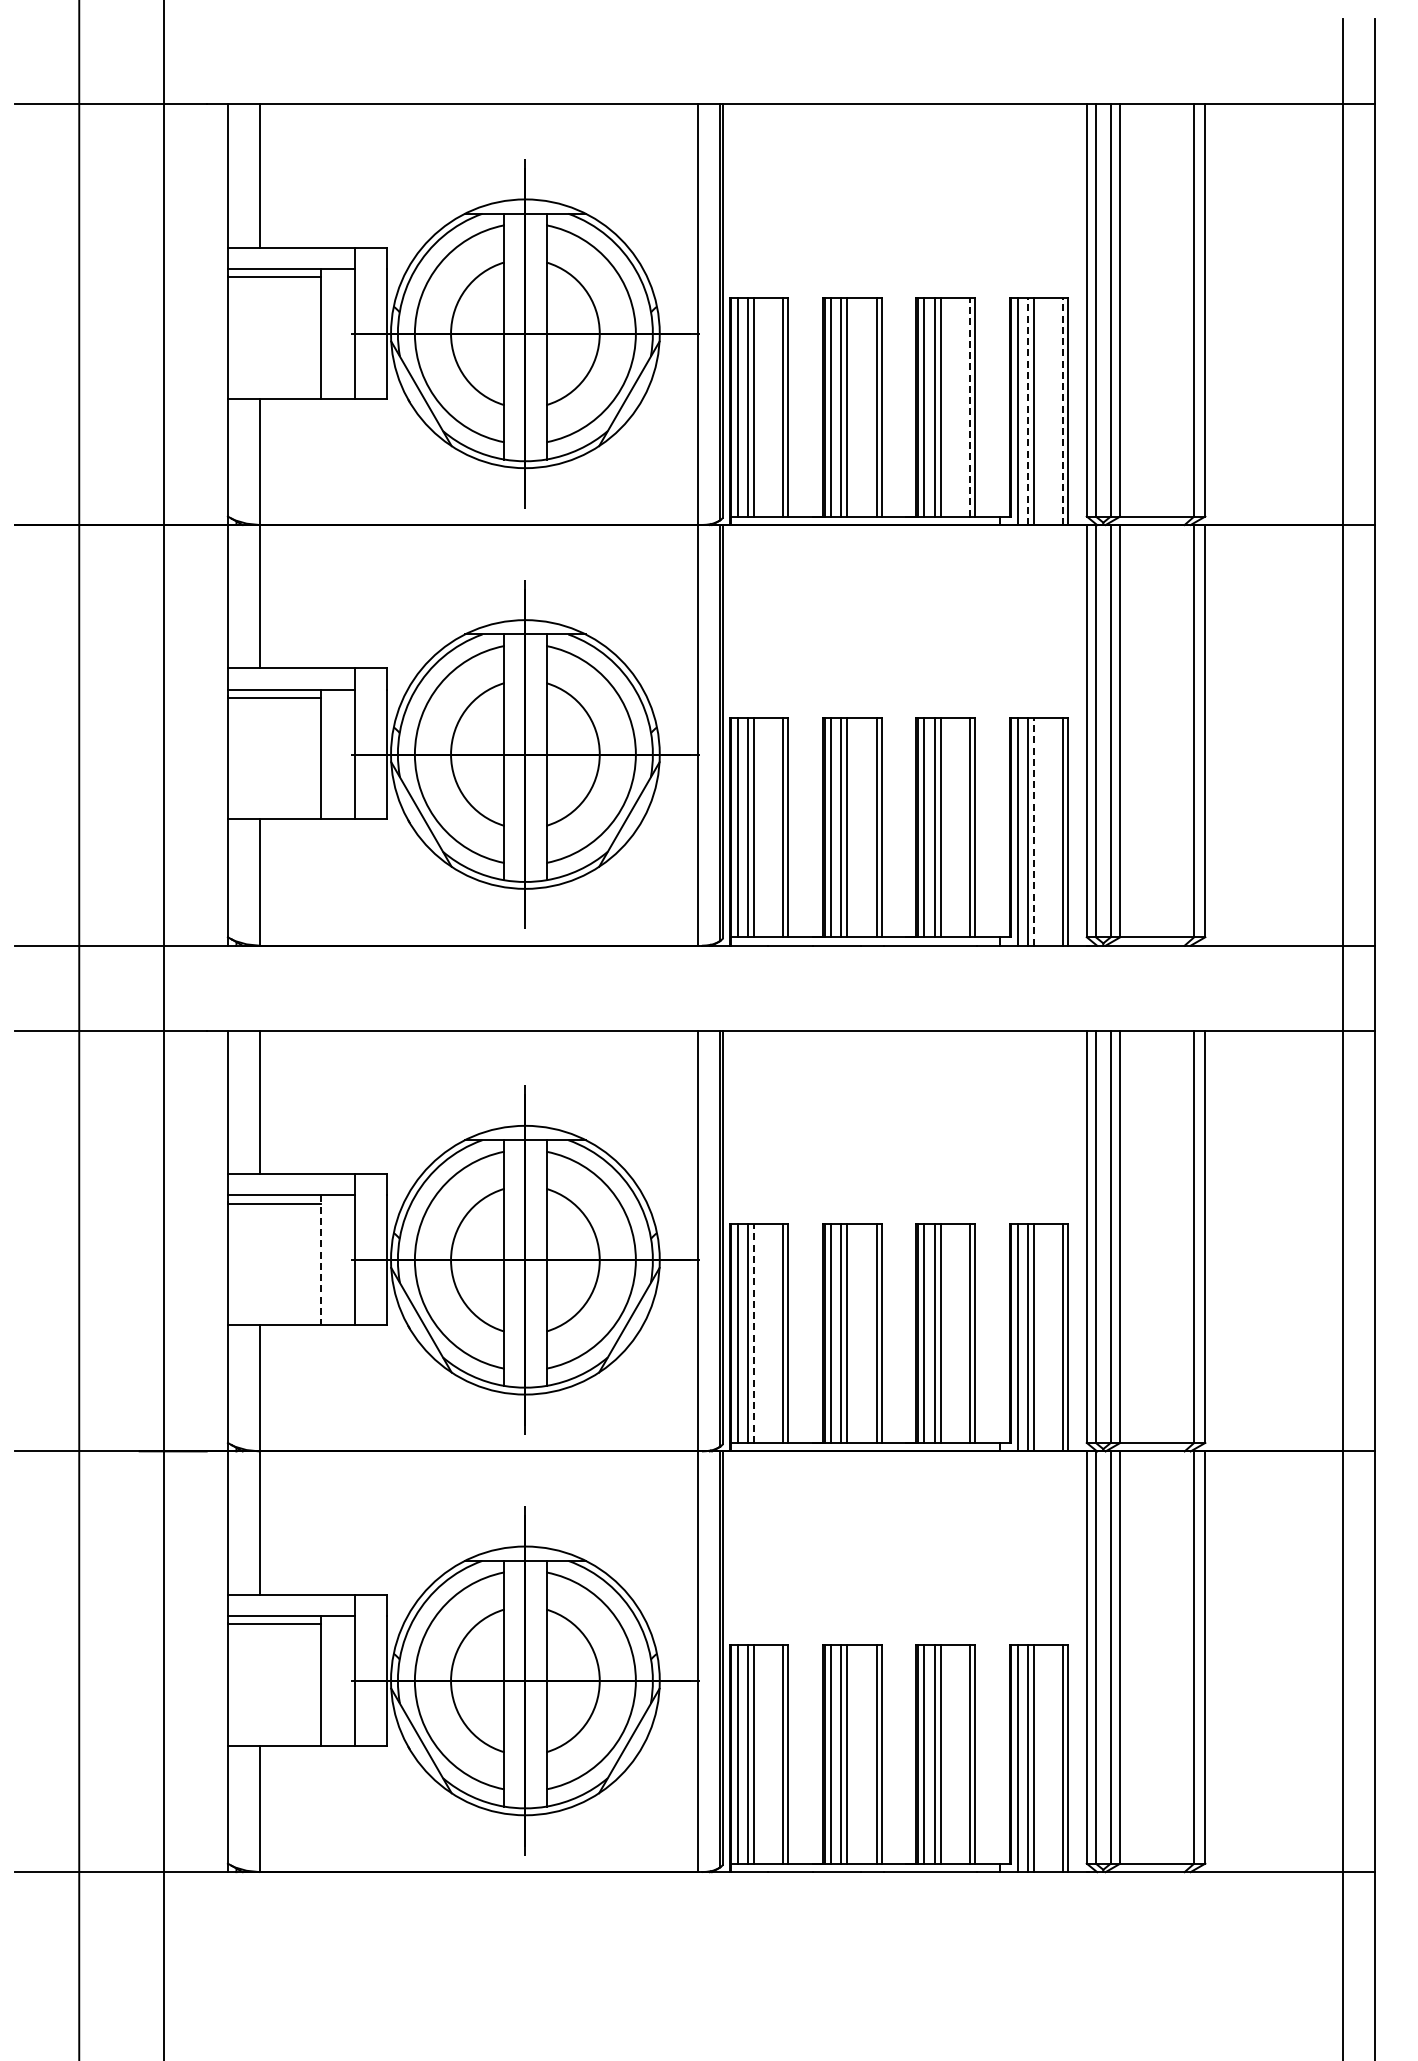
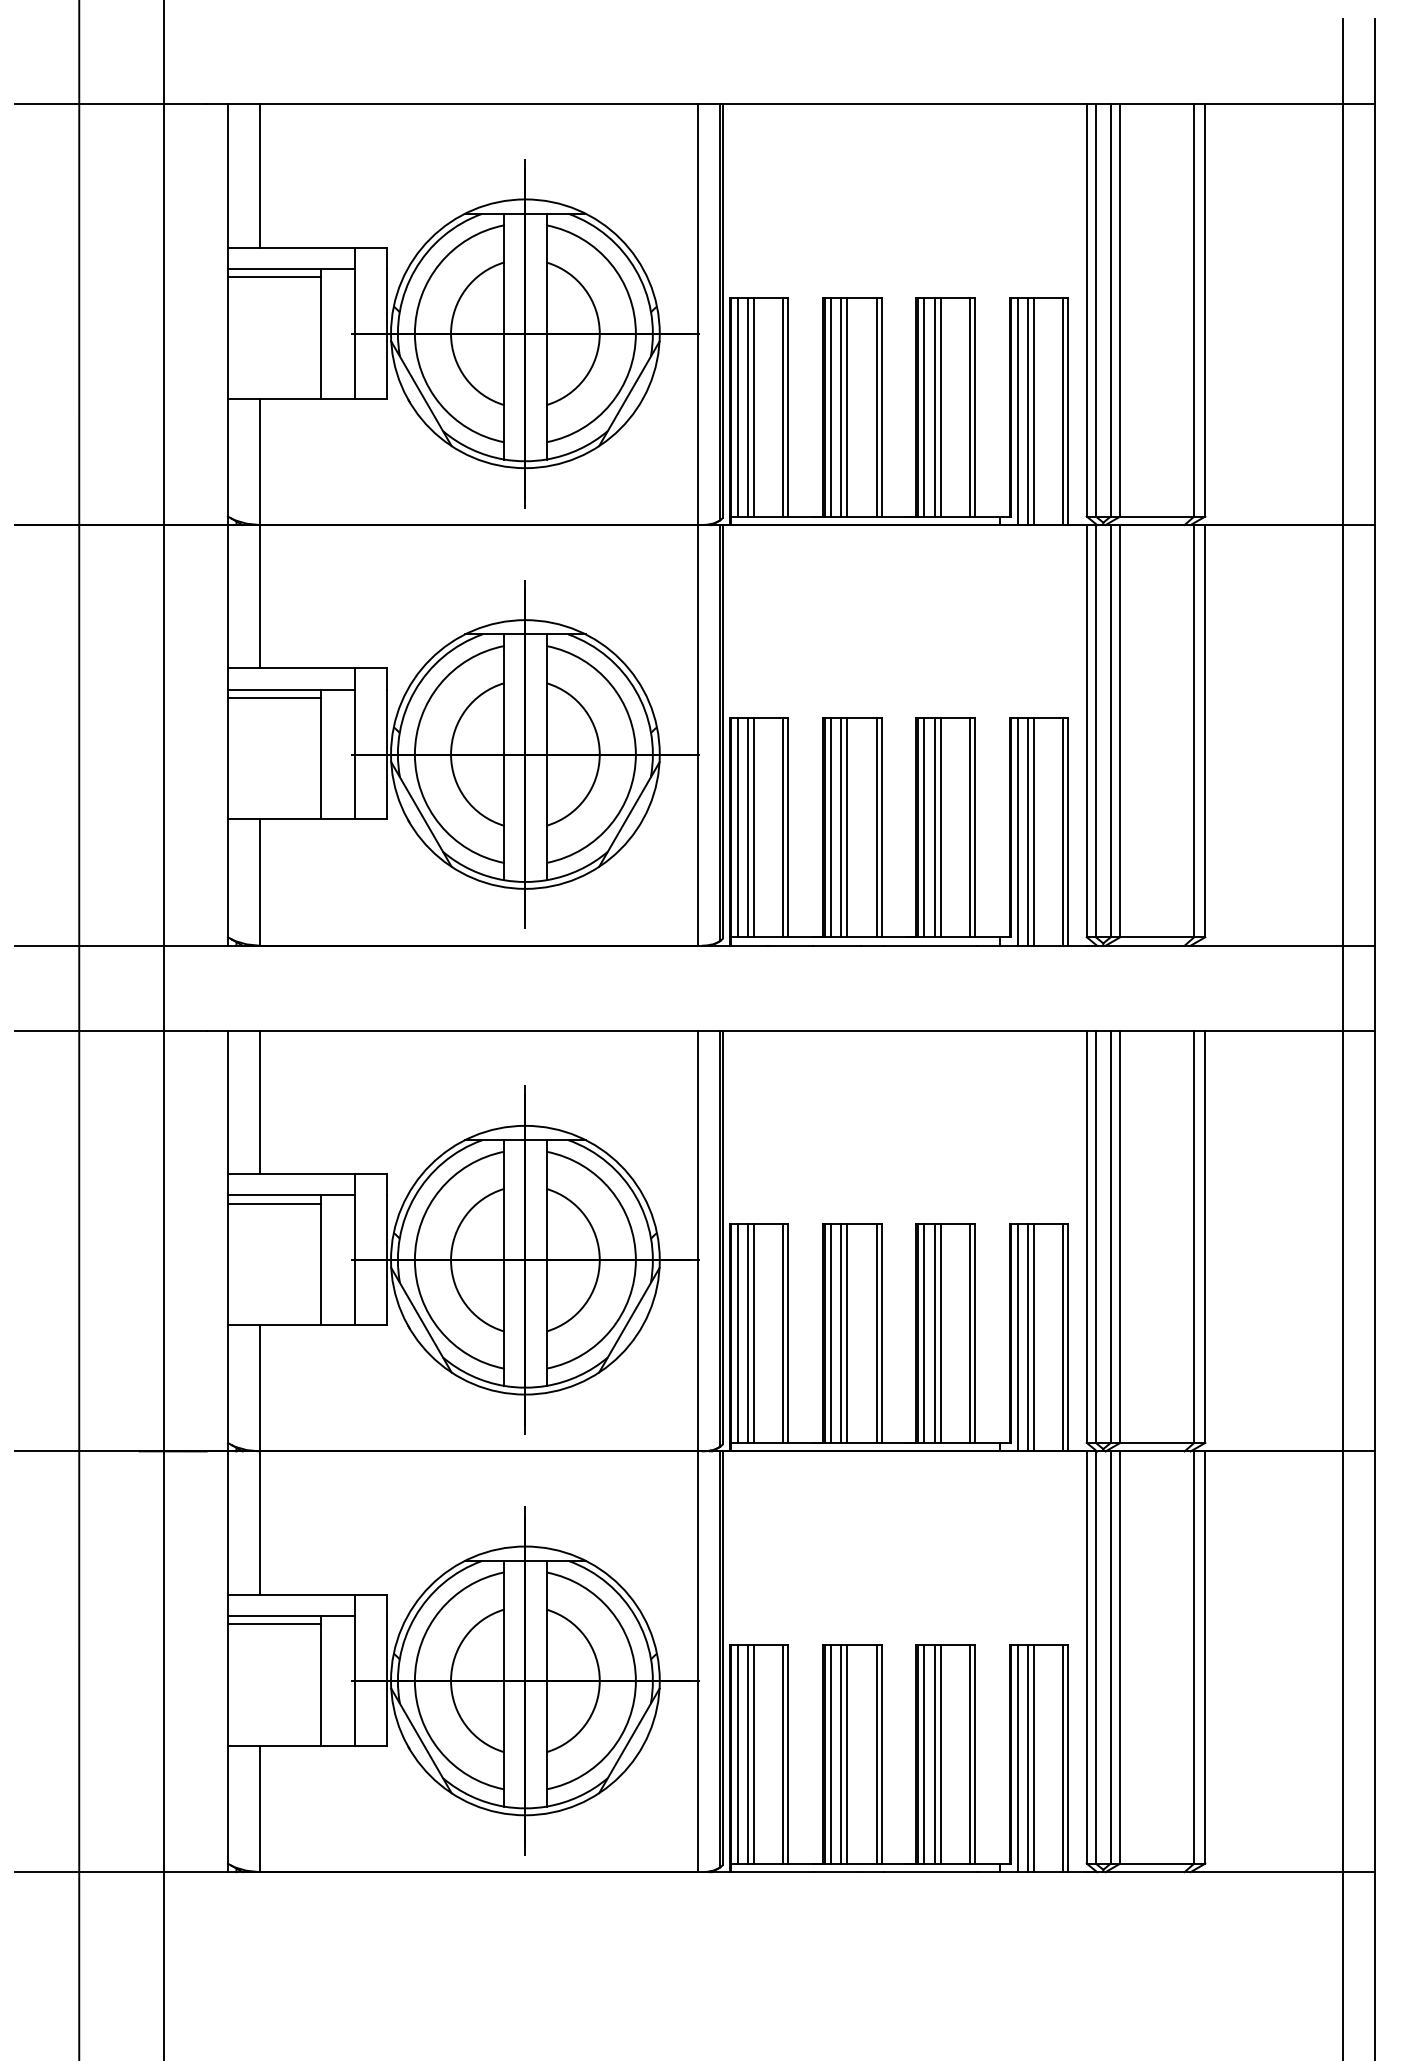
line: dashed -> solid (969, 406)
line: dashed -> solid (1027, 411)
line: dashed -> solid (1062, 411)
line: dashed -> solid (1033, 832)
line: dashed -> solid (321, 1260)
line: dashed -> solid (754, 1333)
